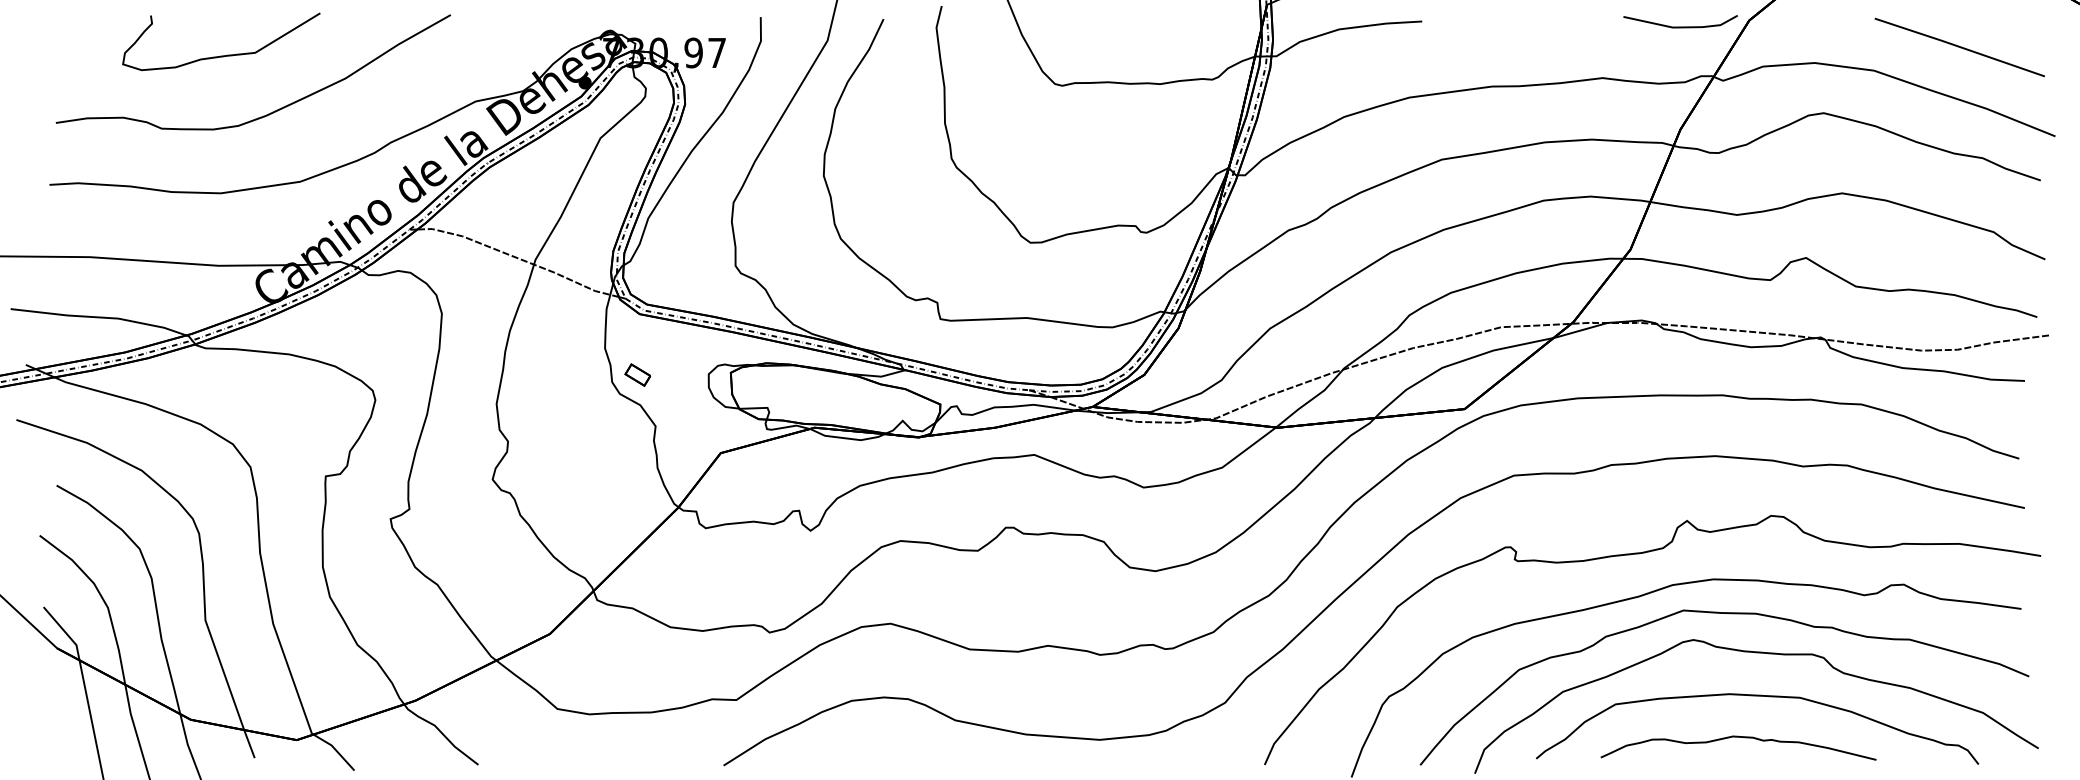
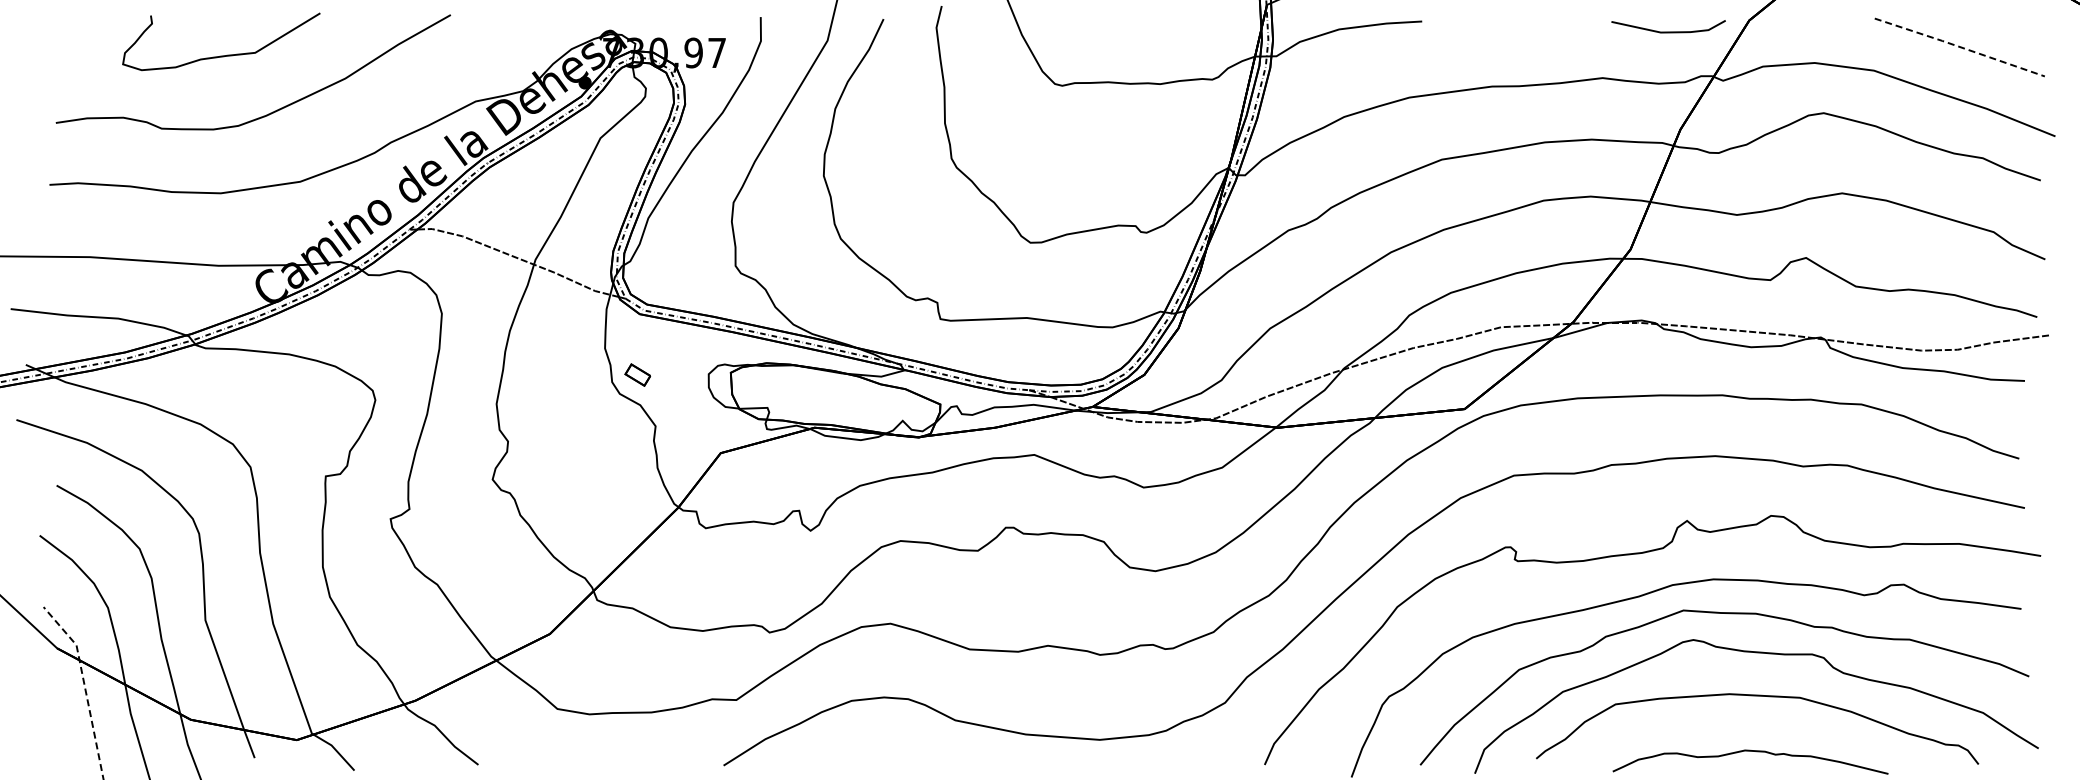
line position: (1680, 26) -> (1668, 31) (1668, 31)
line: solid -> dashed (1959, 46)
line: solid -> dashed (84, 687)
curve position: (1738, 737) -> (1750, 751) (1750, 751)
